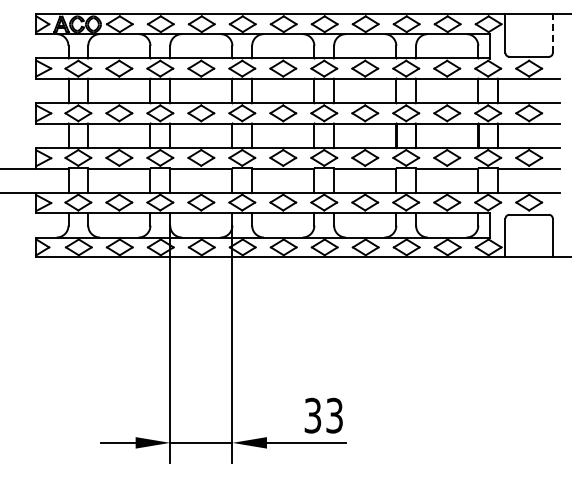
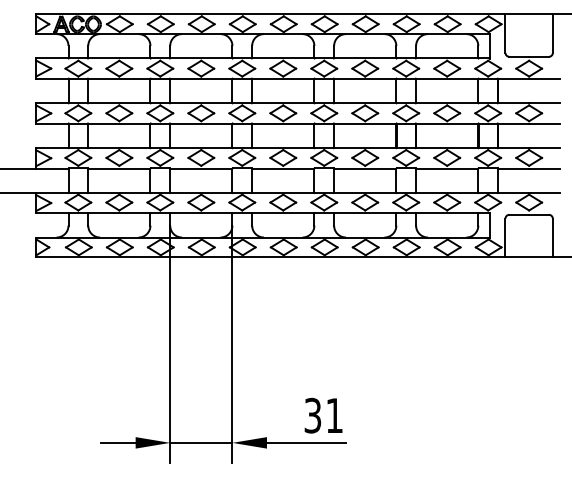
line: dashed -> solid (552, 33)
text: 33 -> 31 (334, 415)
